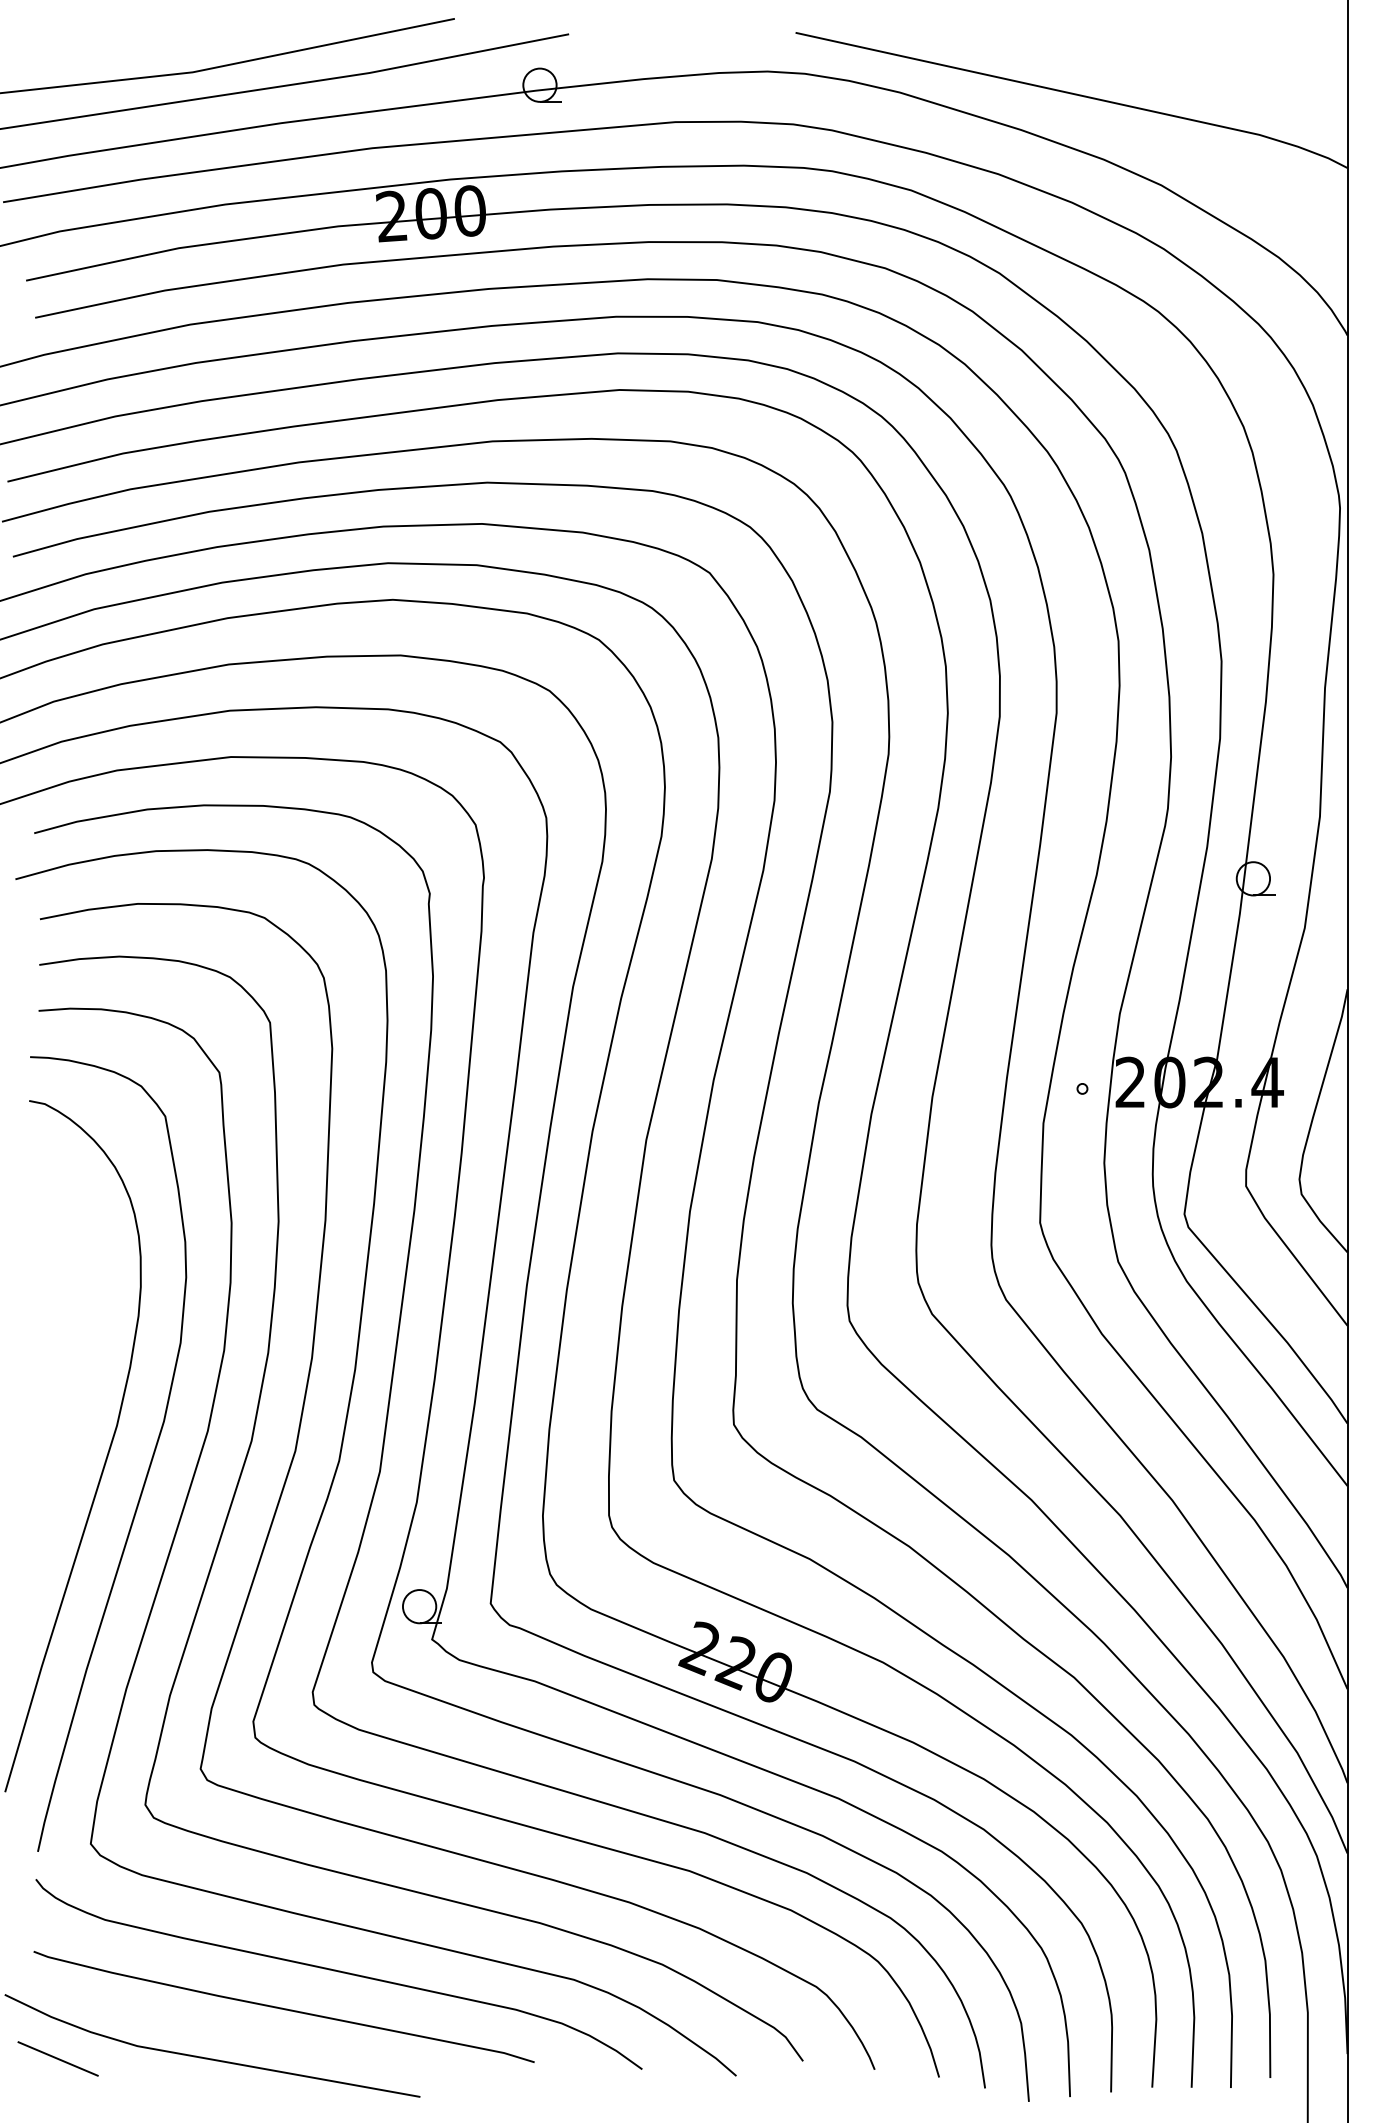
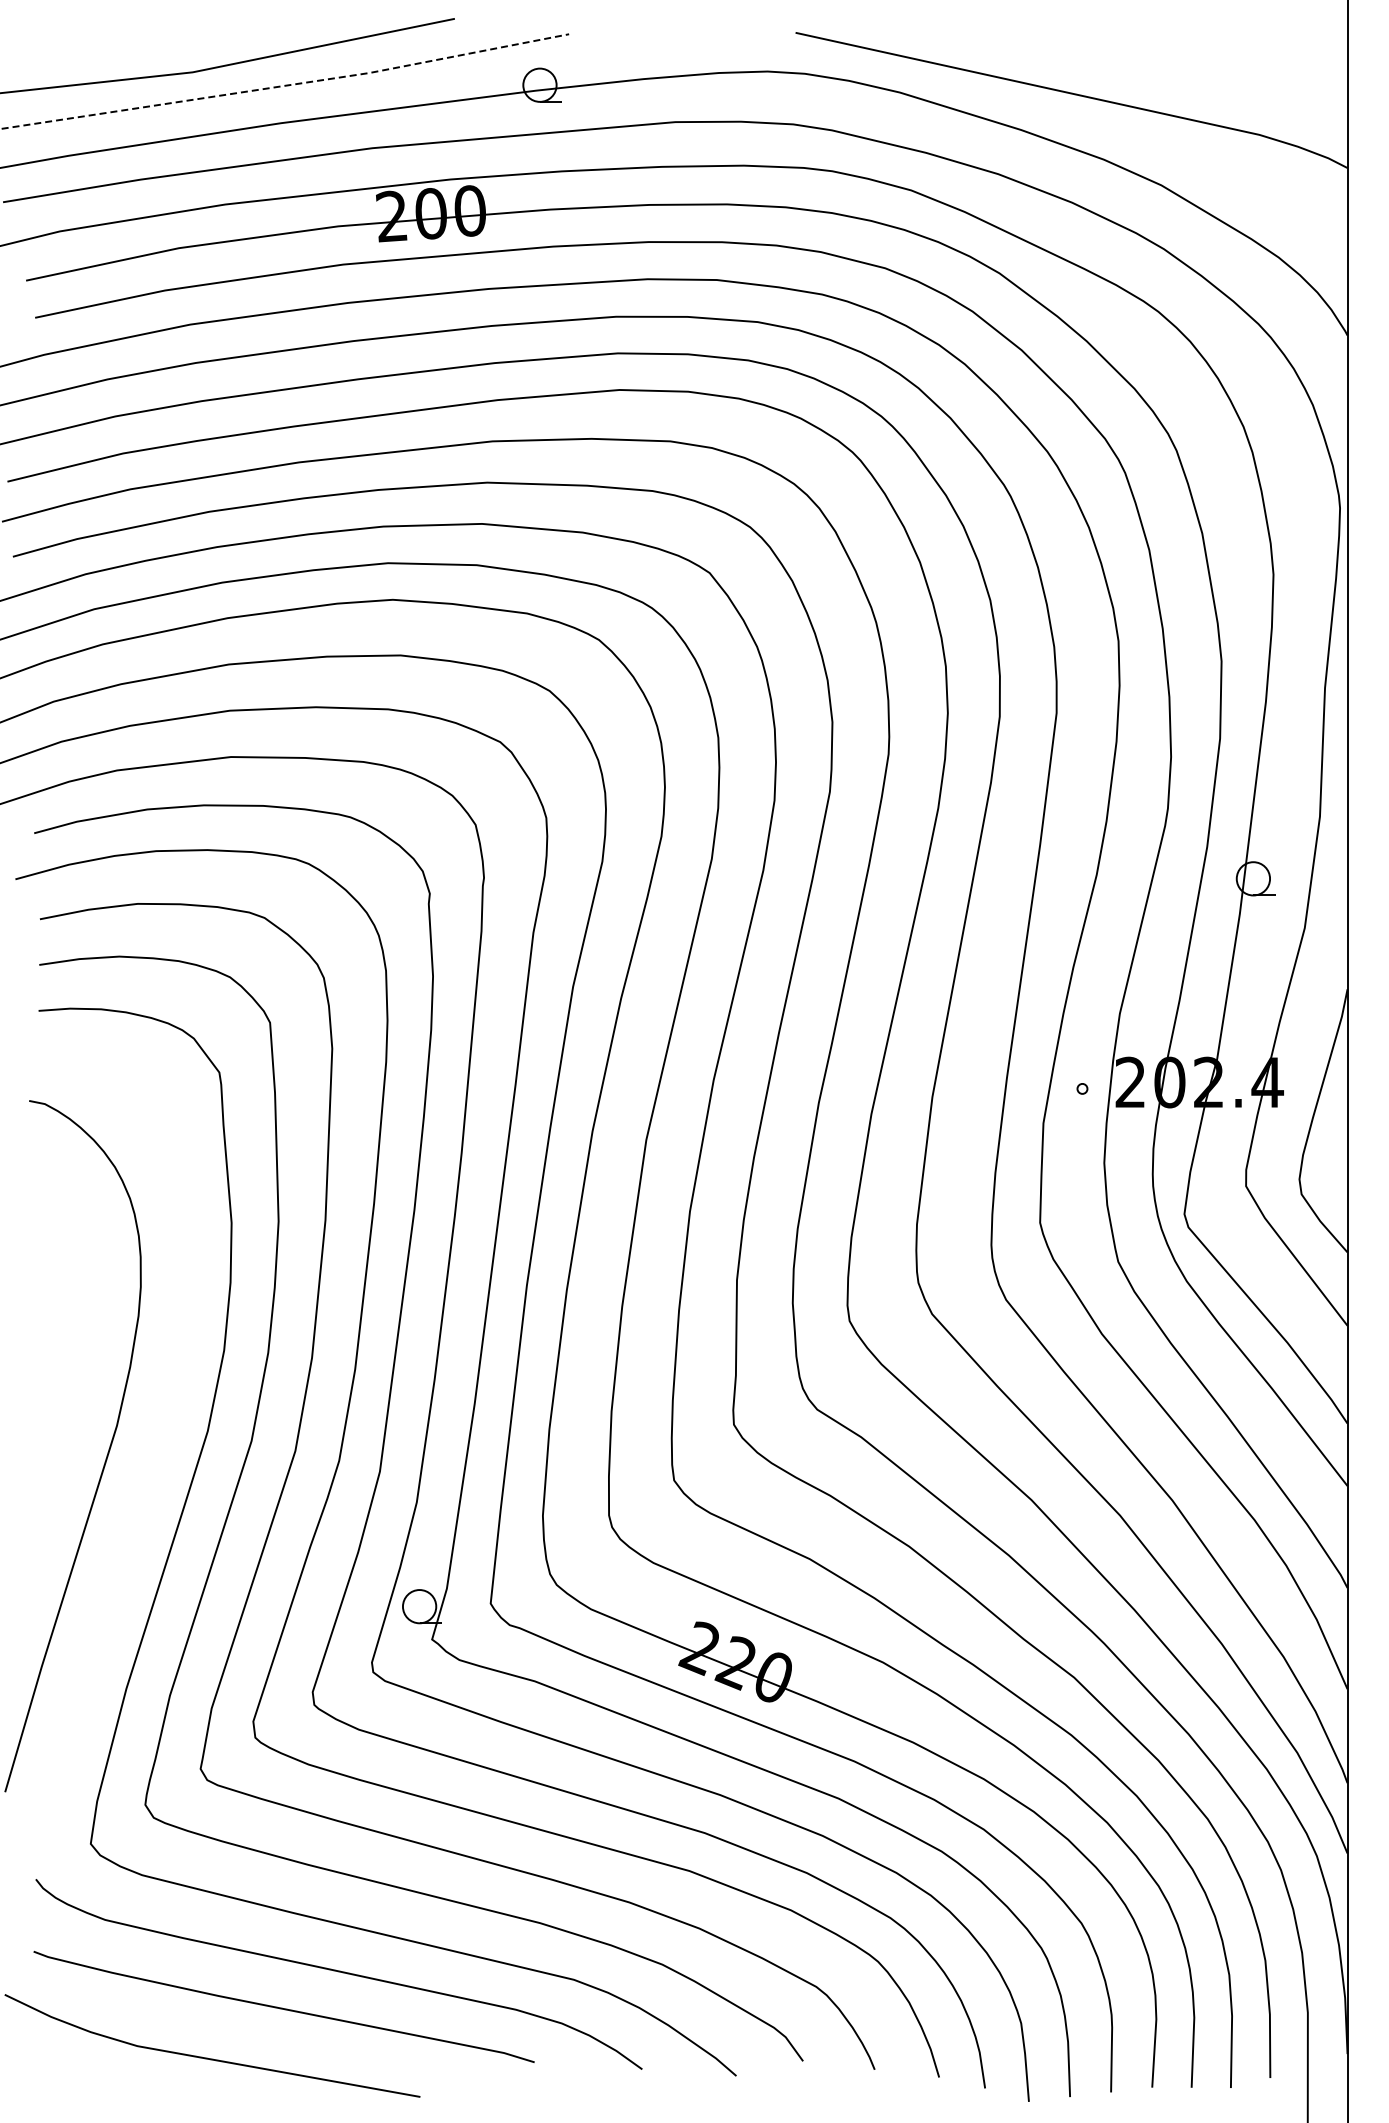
line: solid -> dashed (286, 85)
curve: present -> none (149, 1463)
line: present -> none (57, 2058)
